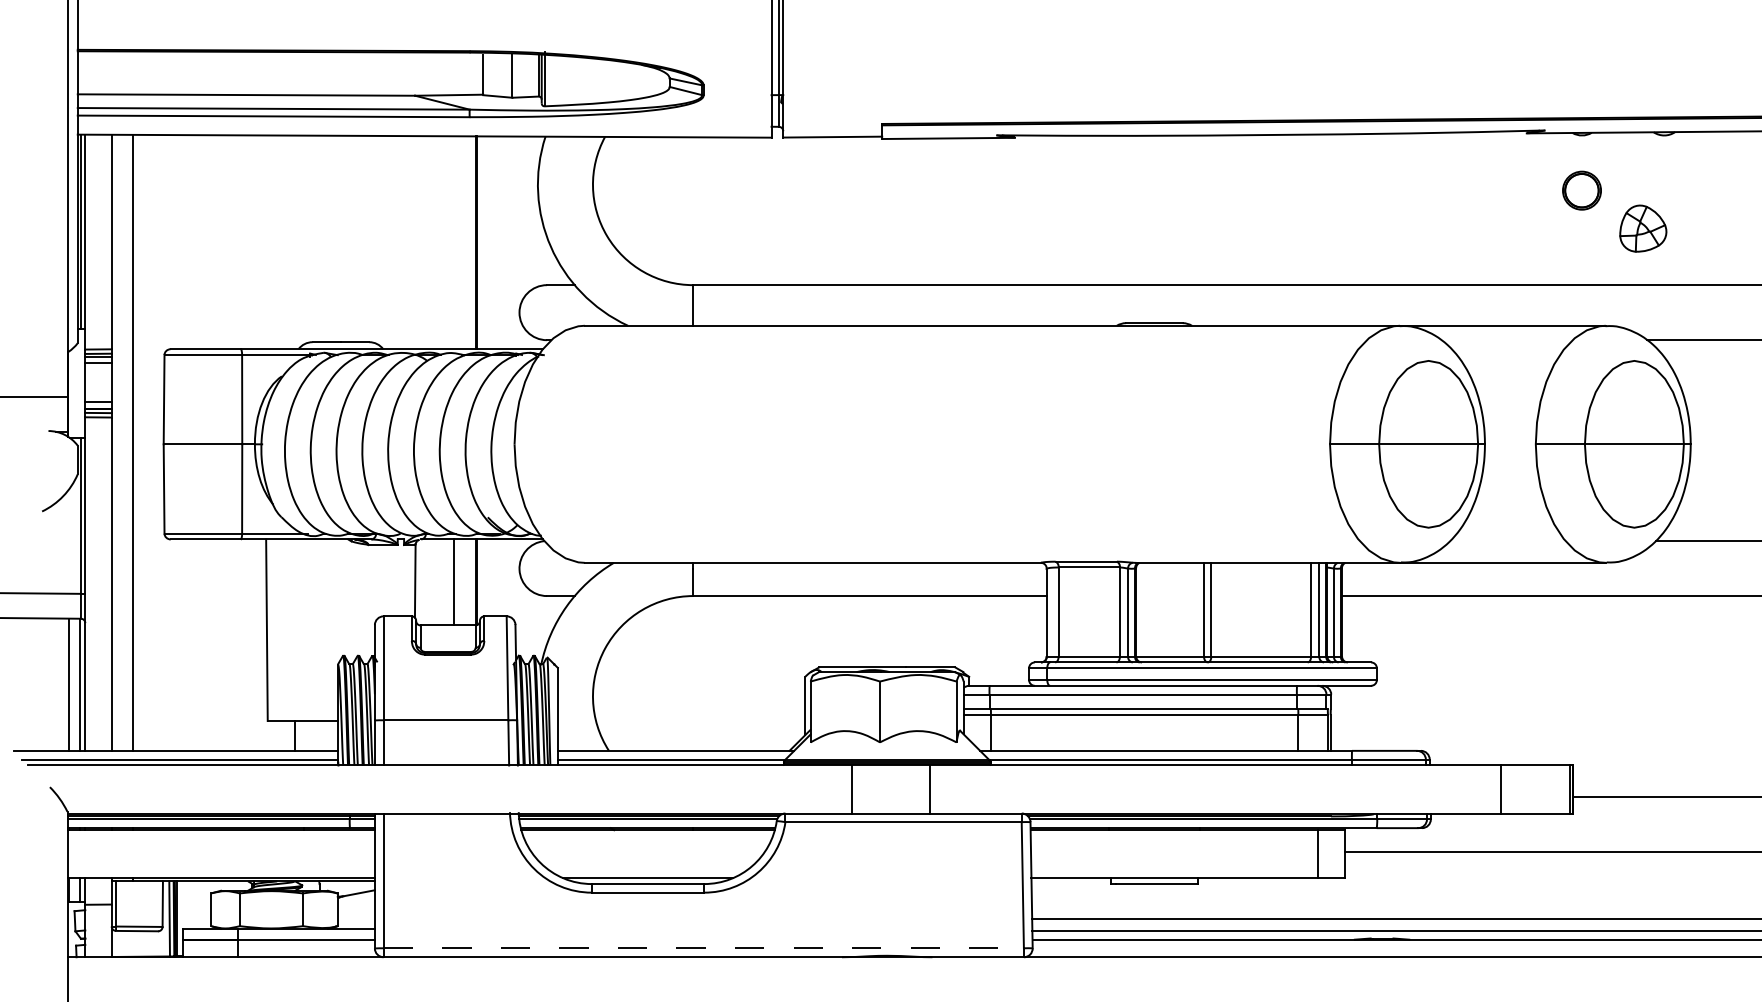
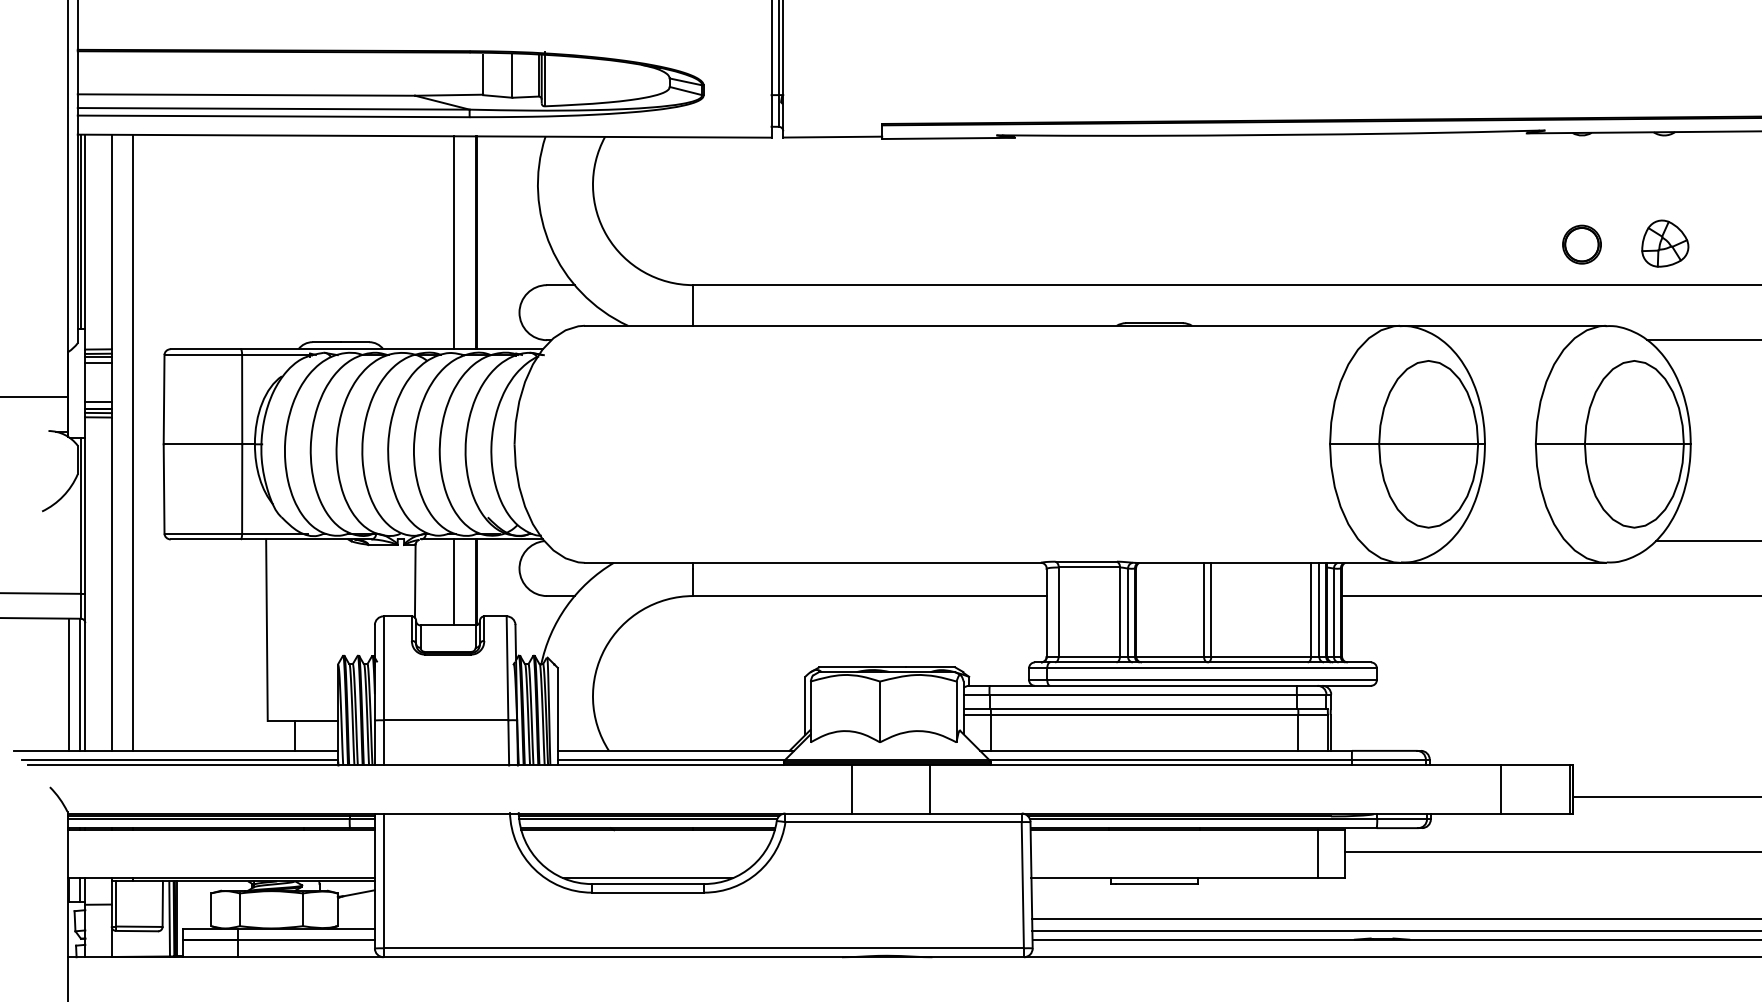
part position: (1581, 190) -> (1581, 244) (1581, 244)
part position: (1643, 228) -> (1665, 243) (1665, 243)
line: none -> present (454, 242)
line: dashed -> solid (704, 948)
